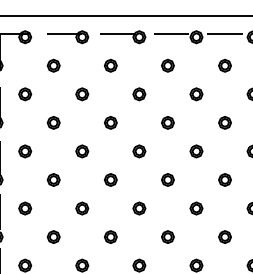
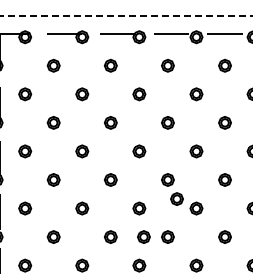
line: solid -> dashed (126, 15)
part: none -> present (176, 198)
part: none -> present (143, 236)
